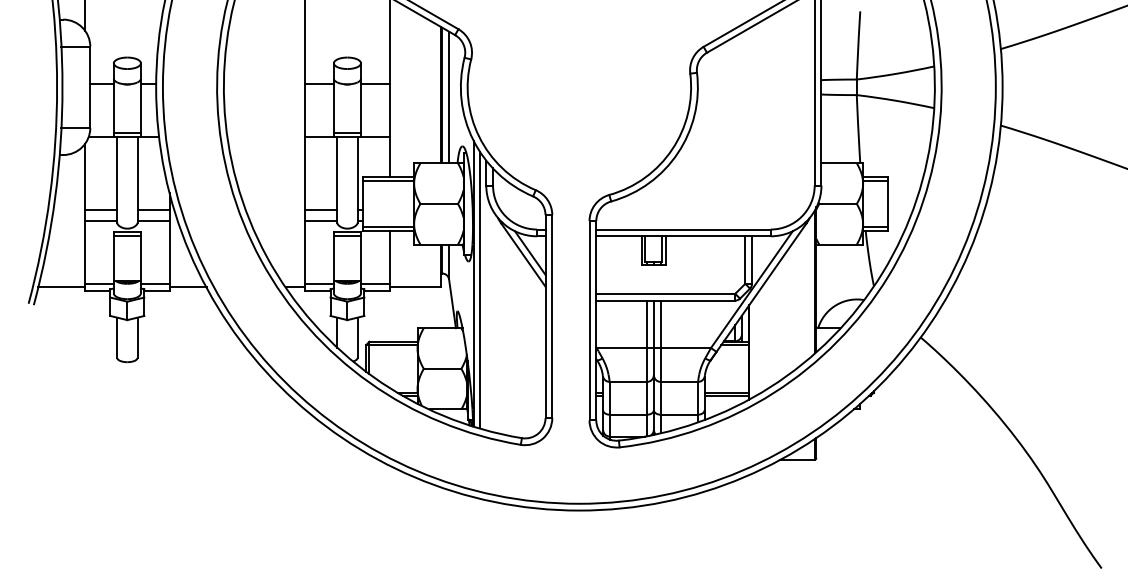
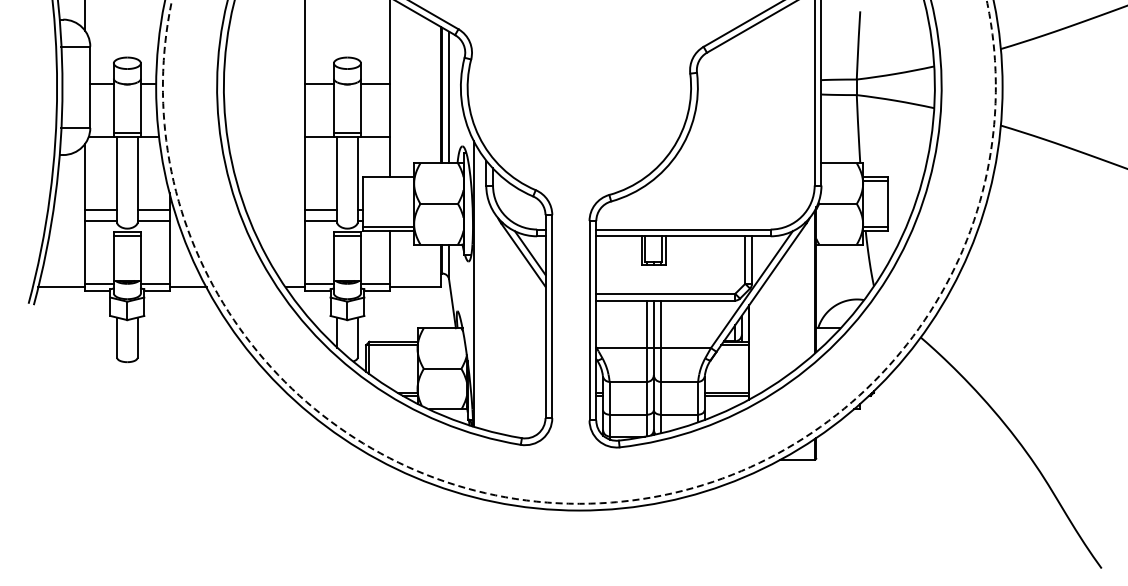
line: present -> none (388, 181)
circle: solid -> dashed (578, 251)
line: present -> none (480, 290)
